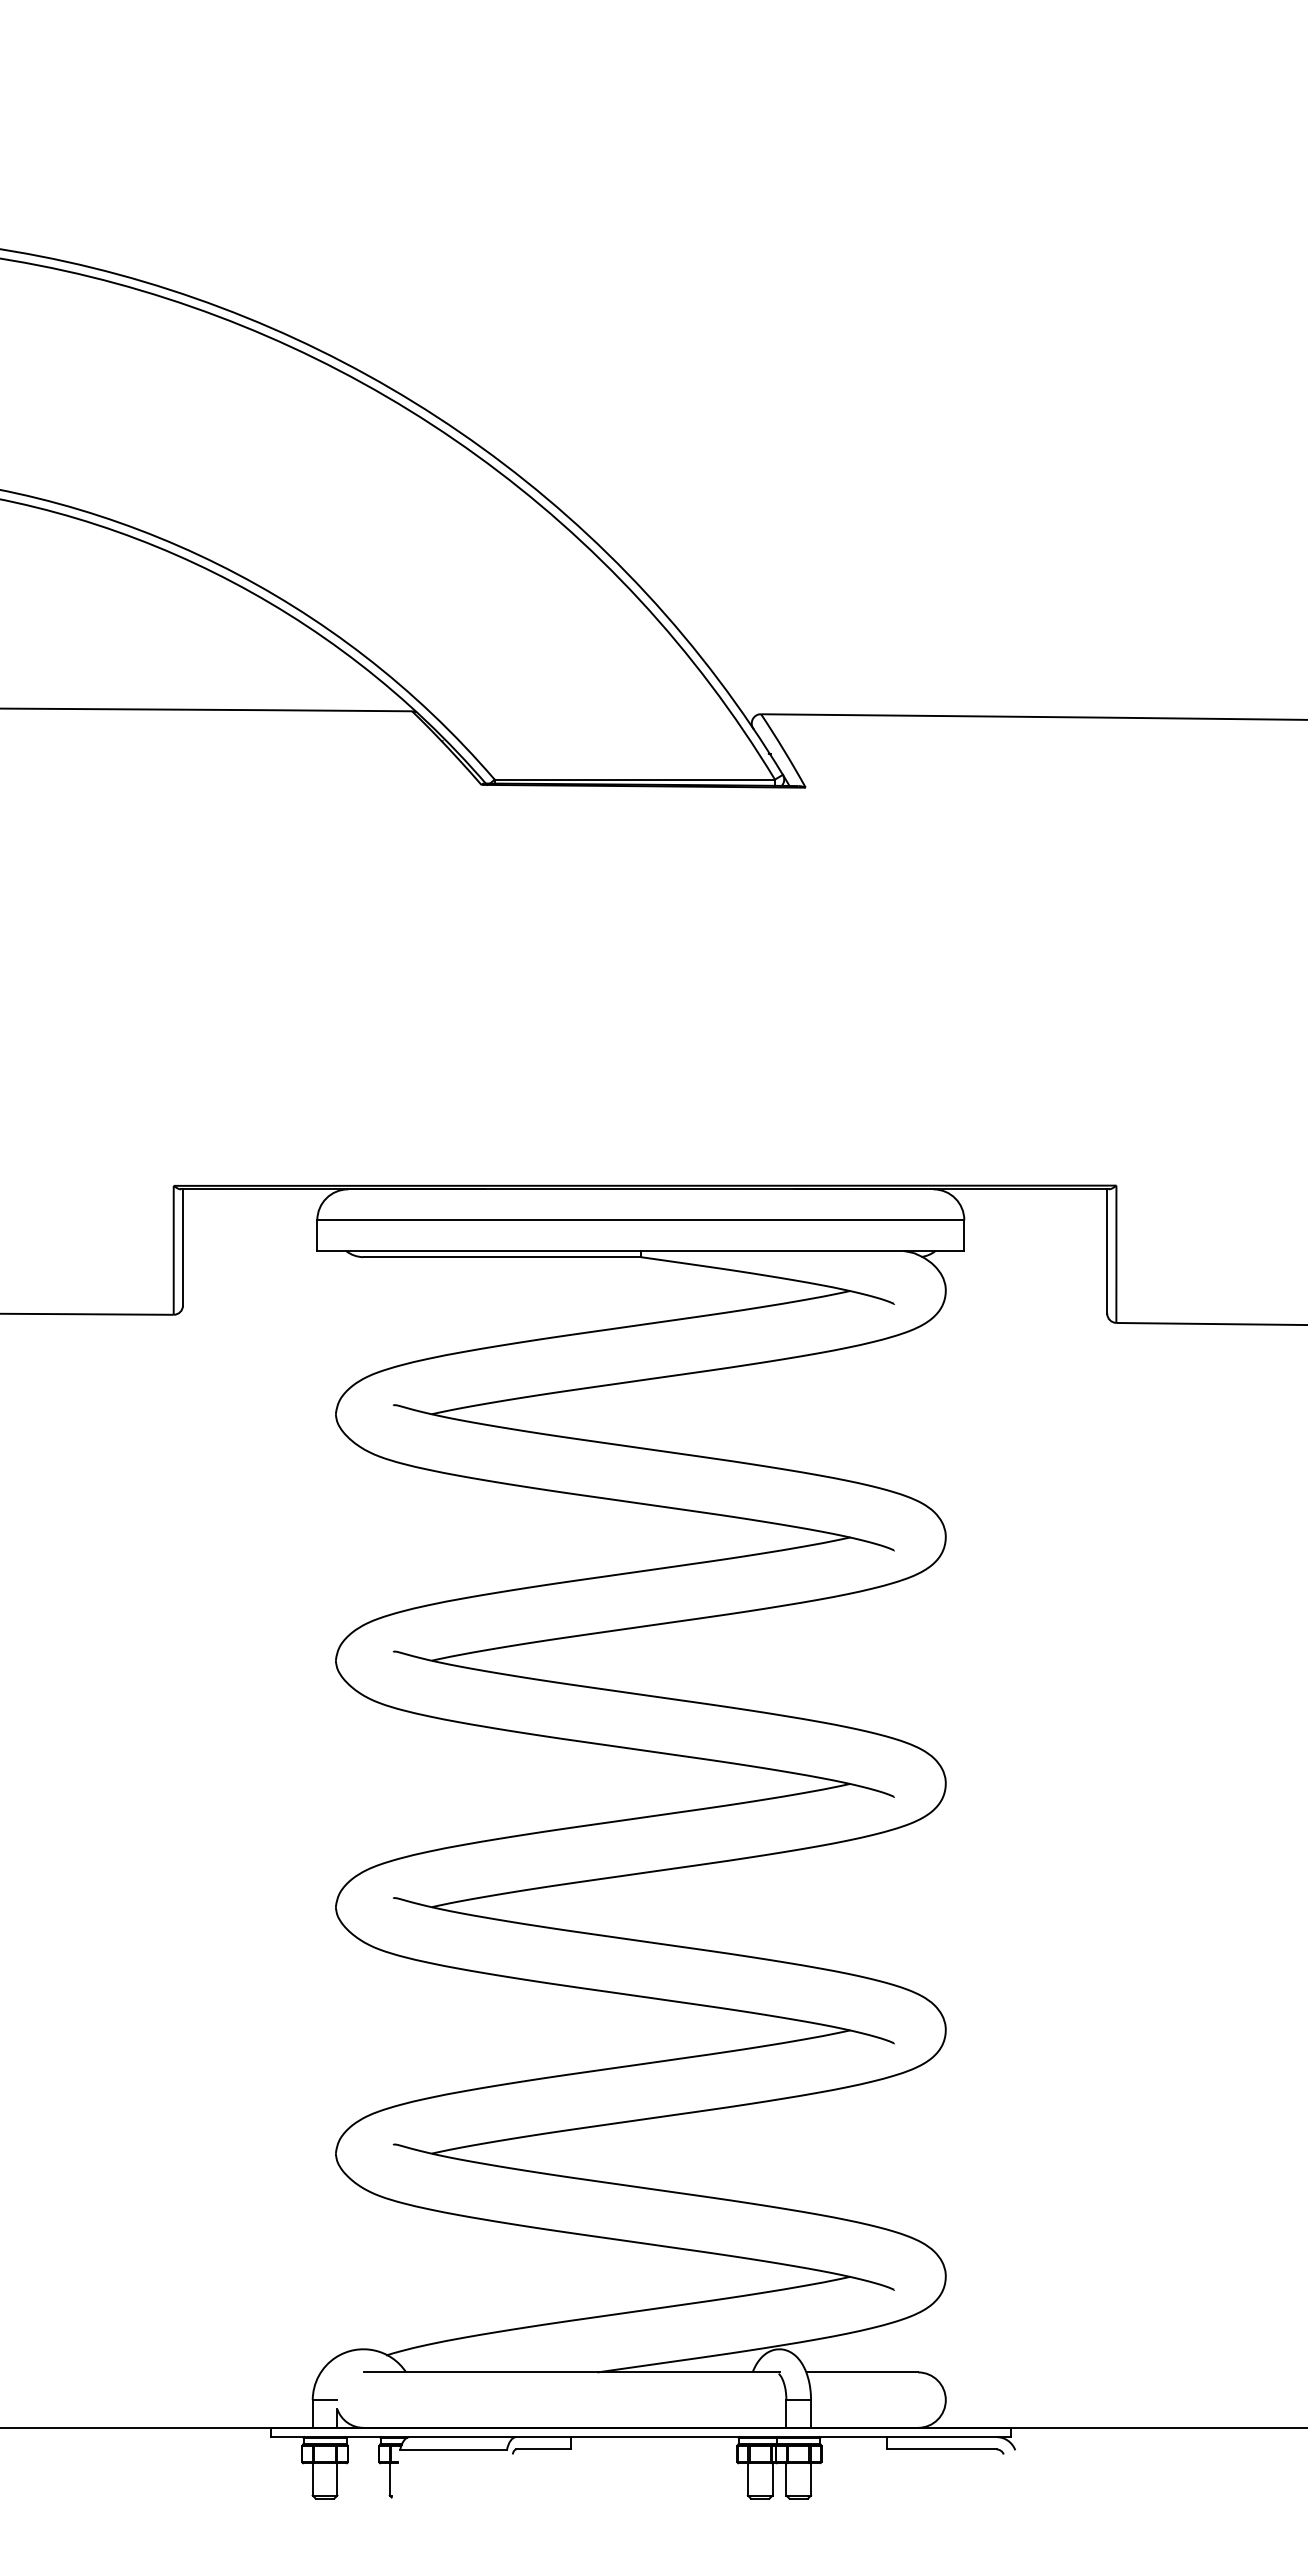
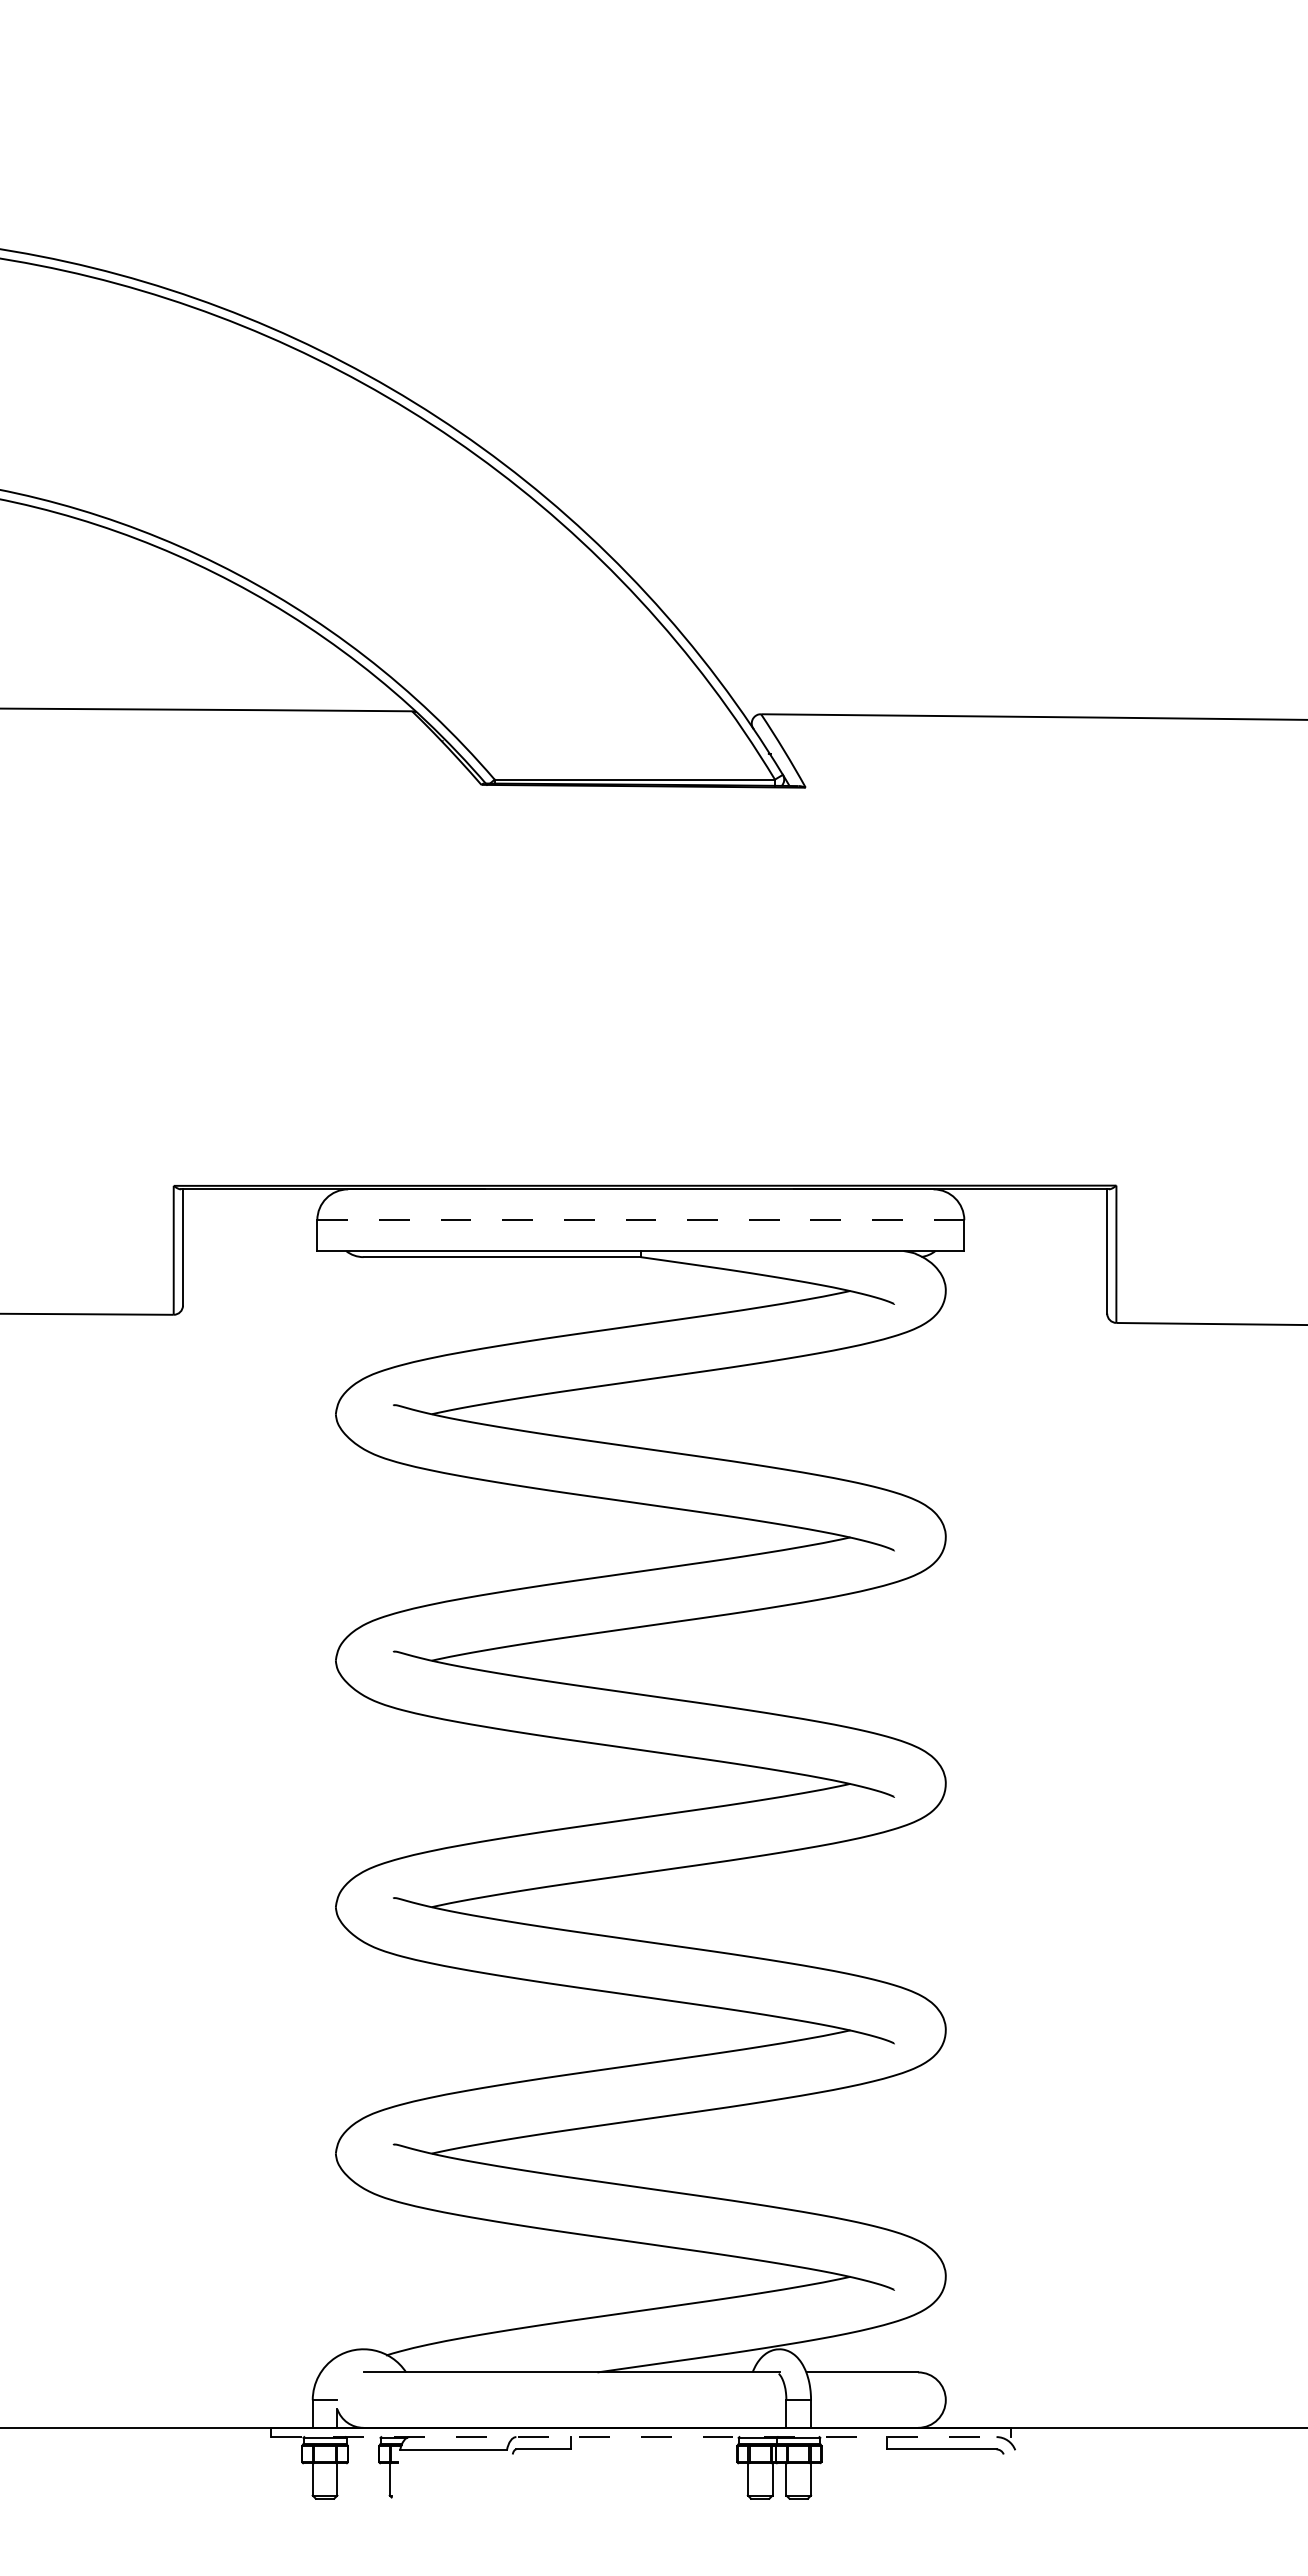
line: solid -> dashed (641, 1220)
line: solid -> dashed (640, 2437)
